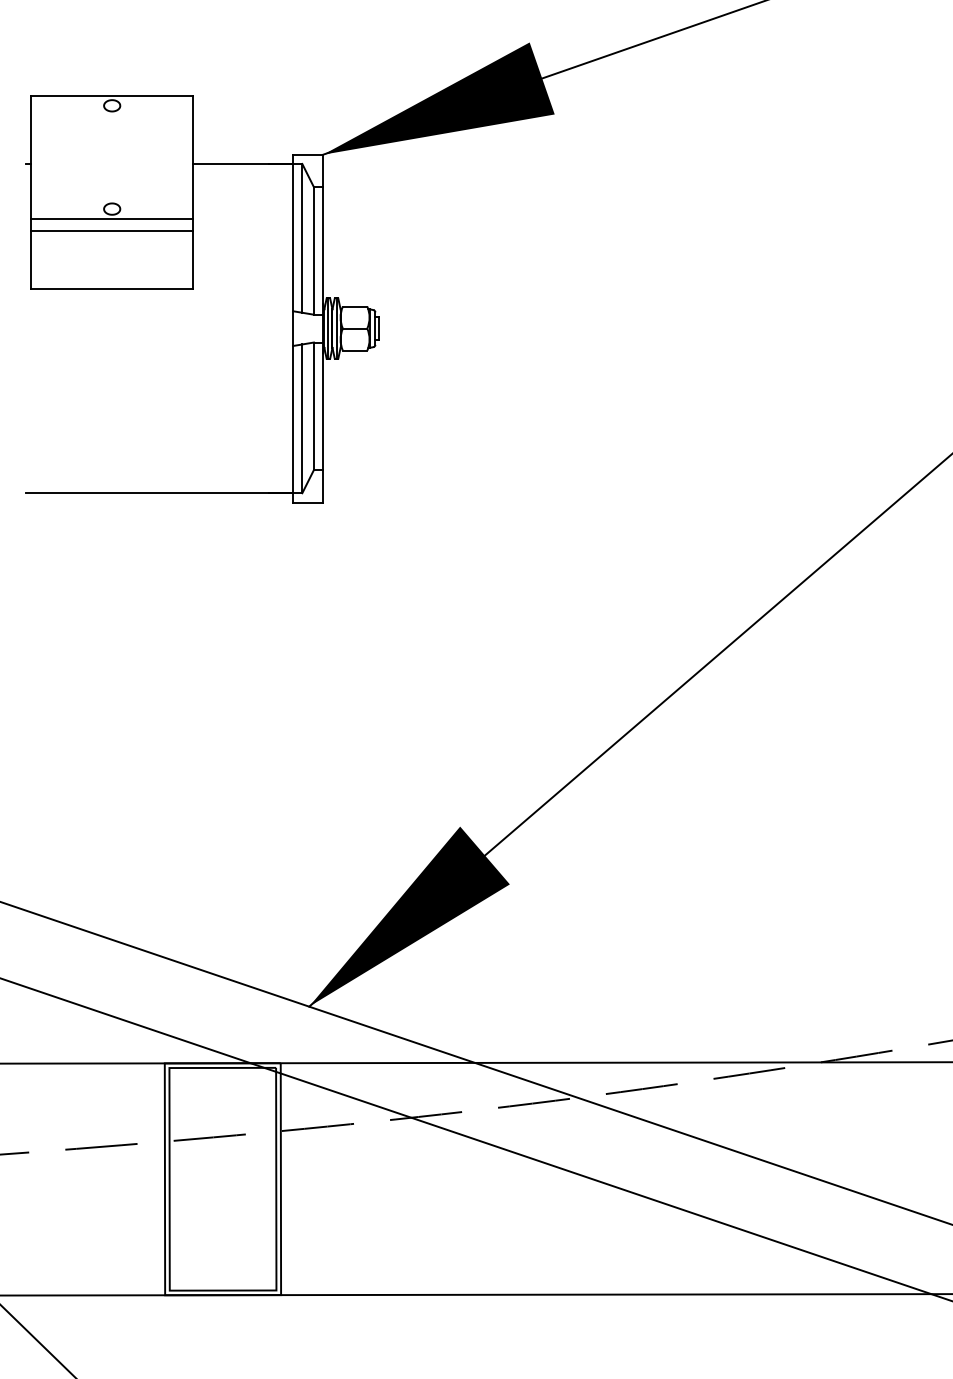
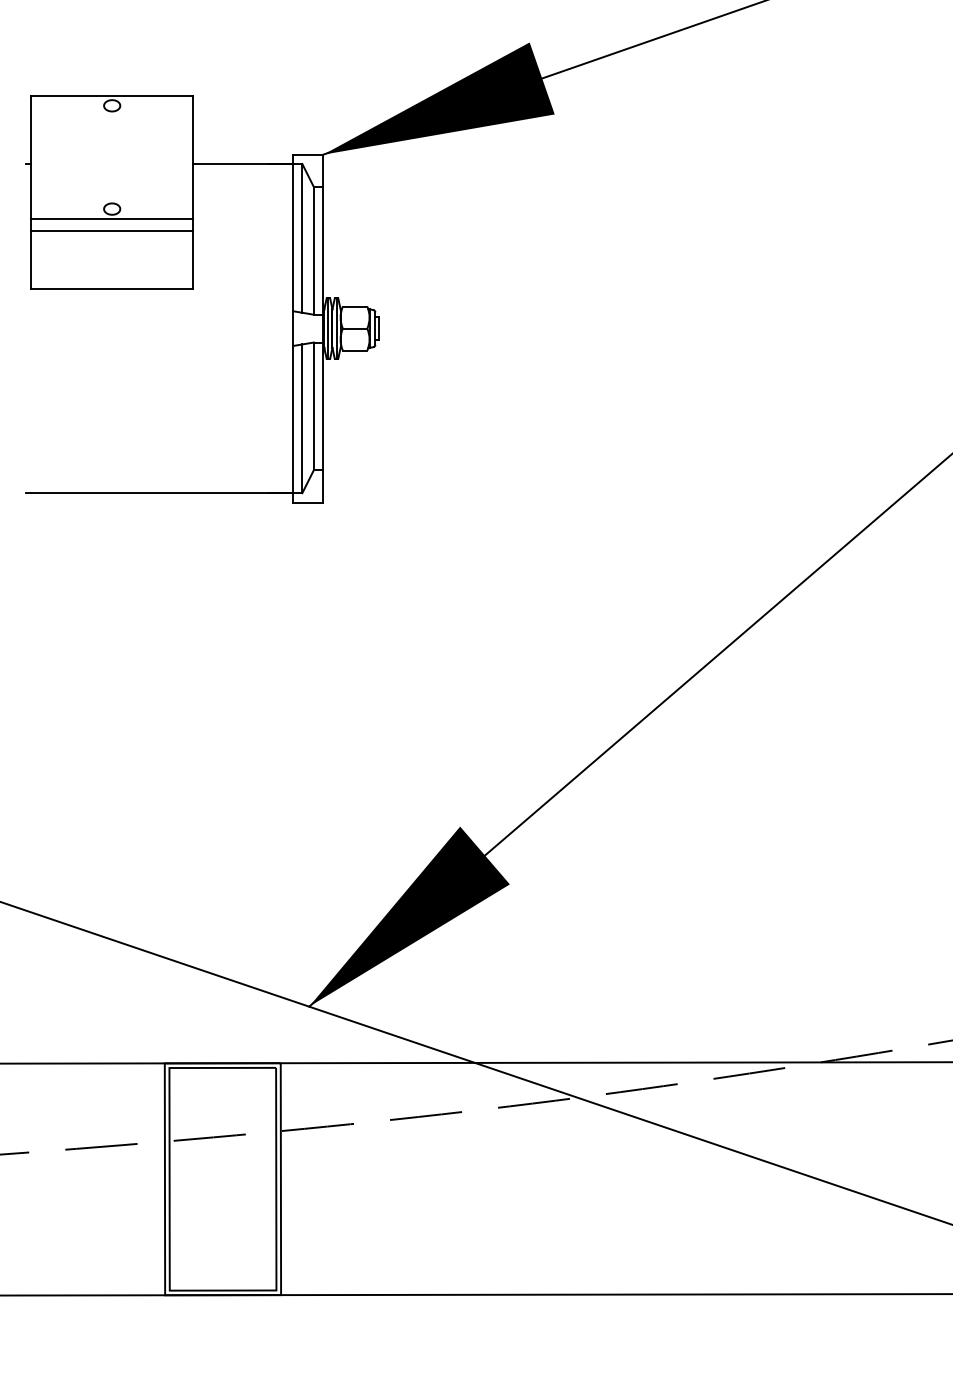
line: present -> none (475, 1139)
line: present -> none (37, 1340)
